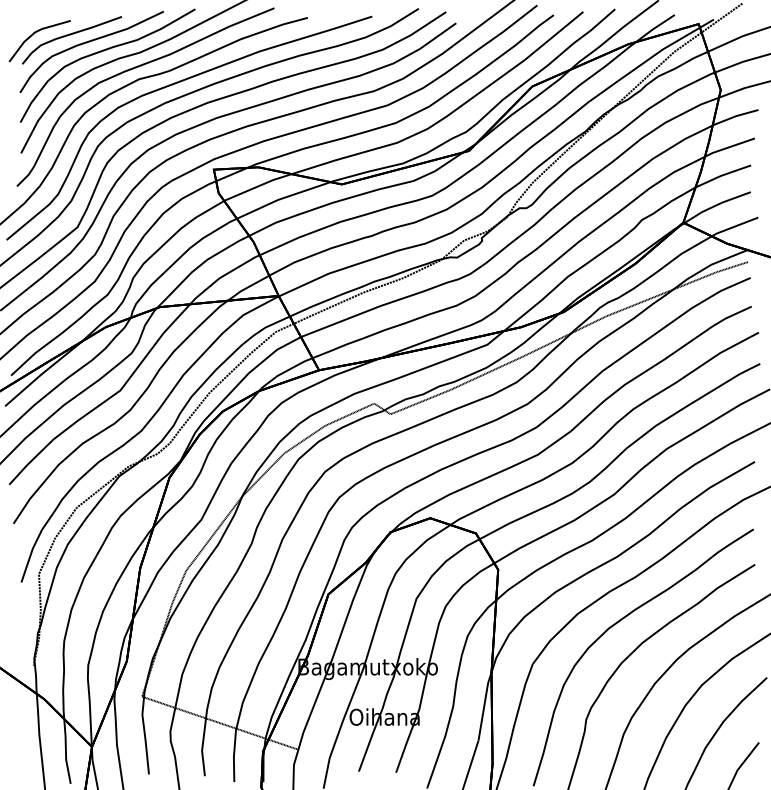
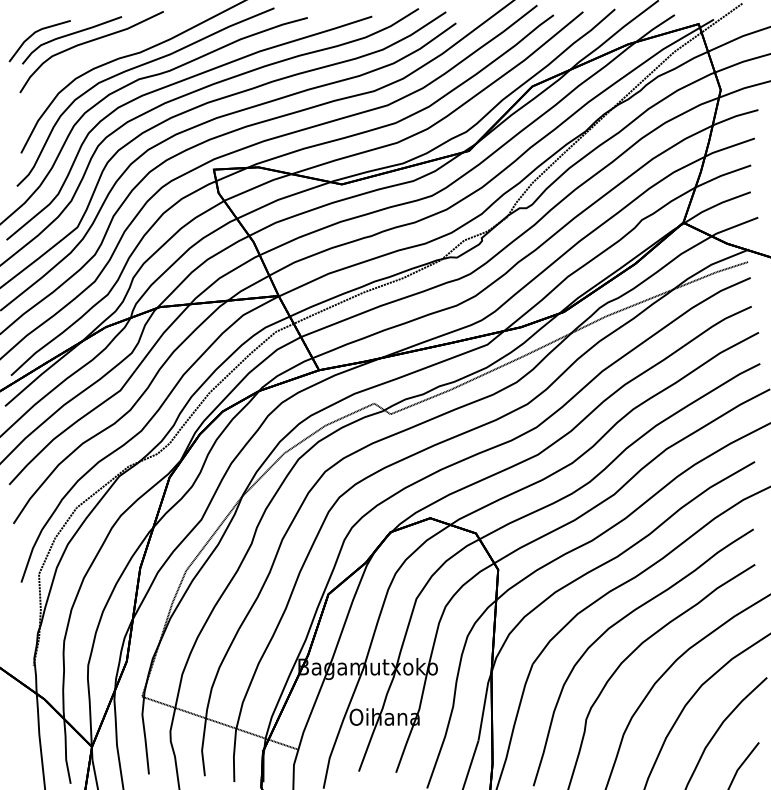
curve: present -> none (104, 51)
